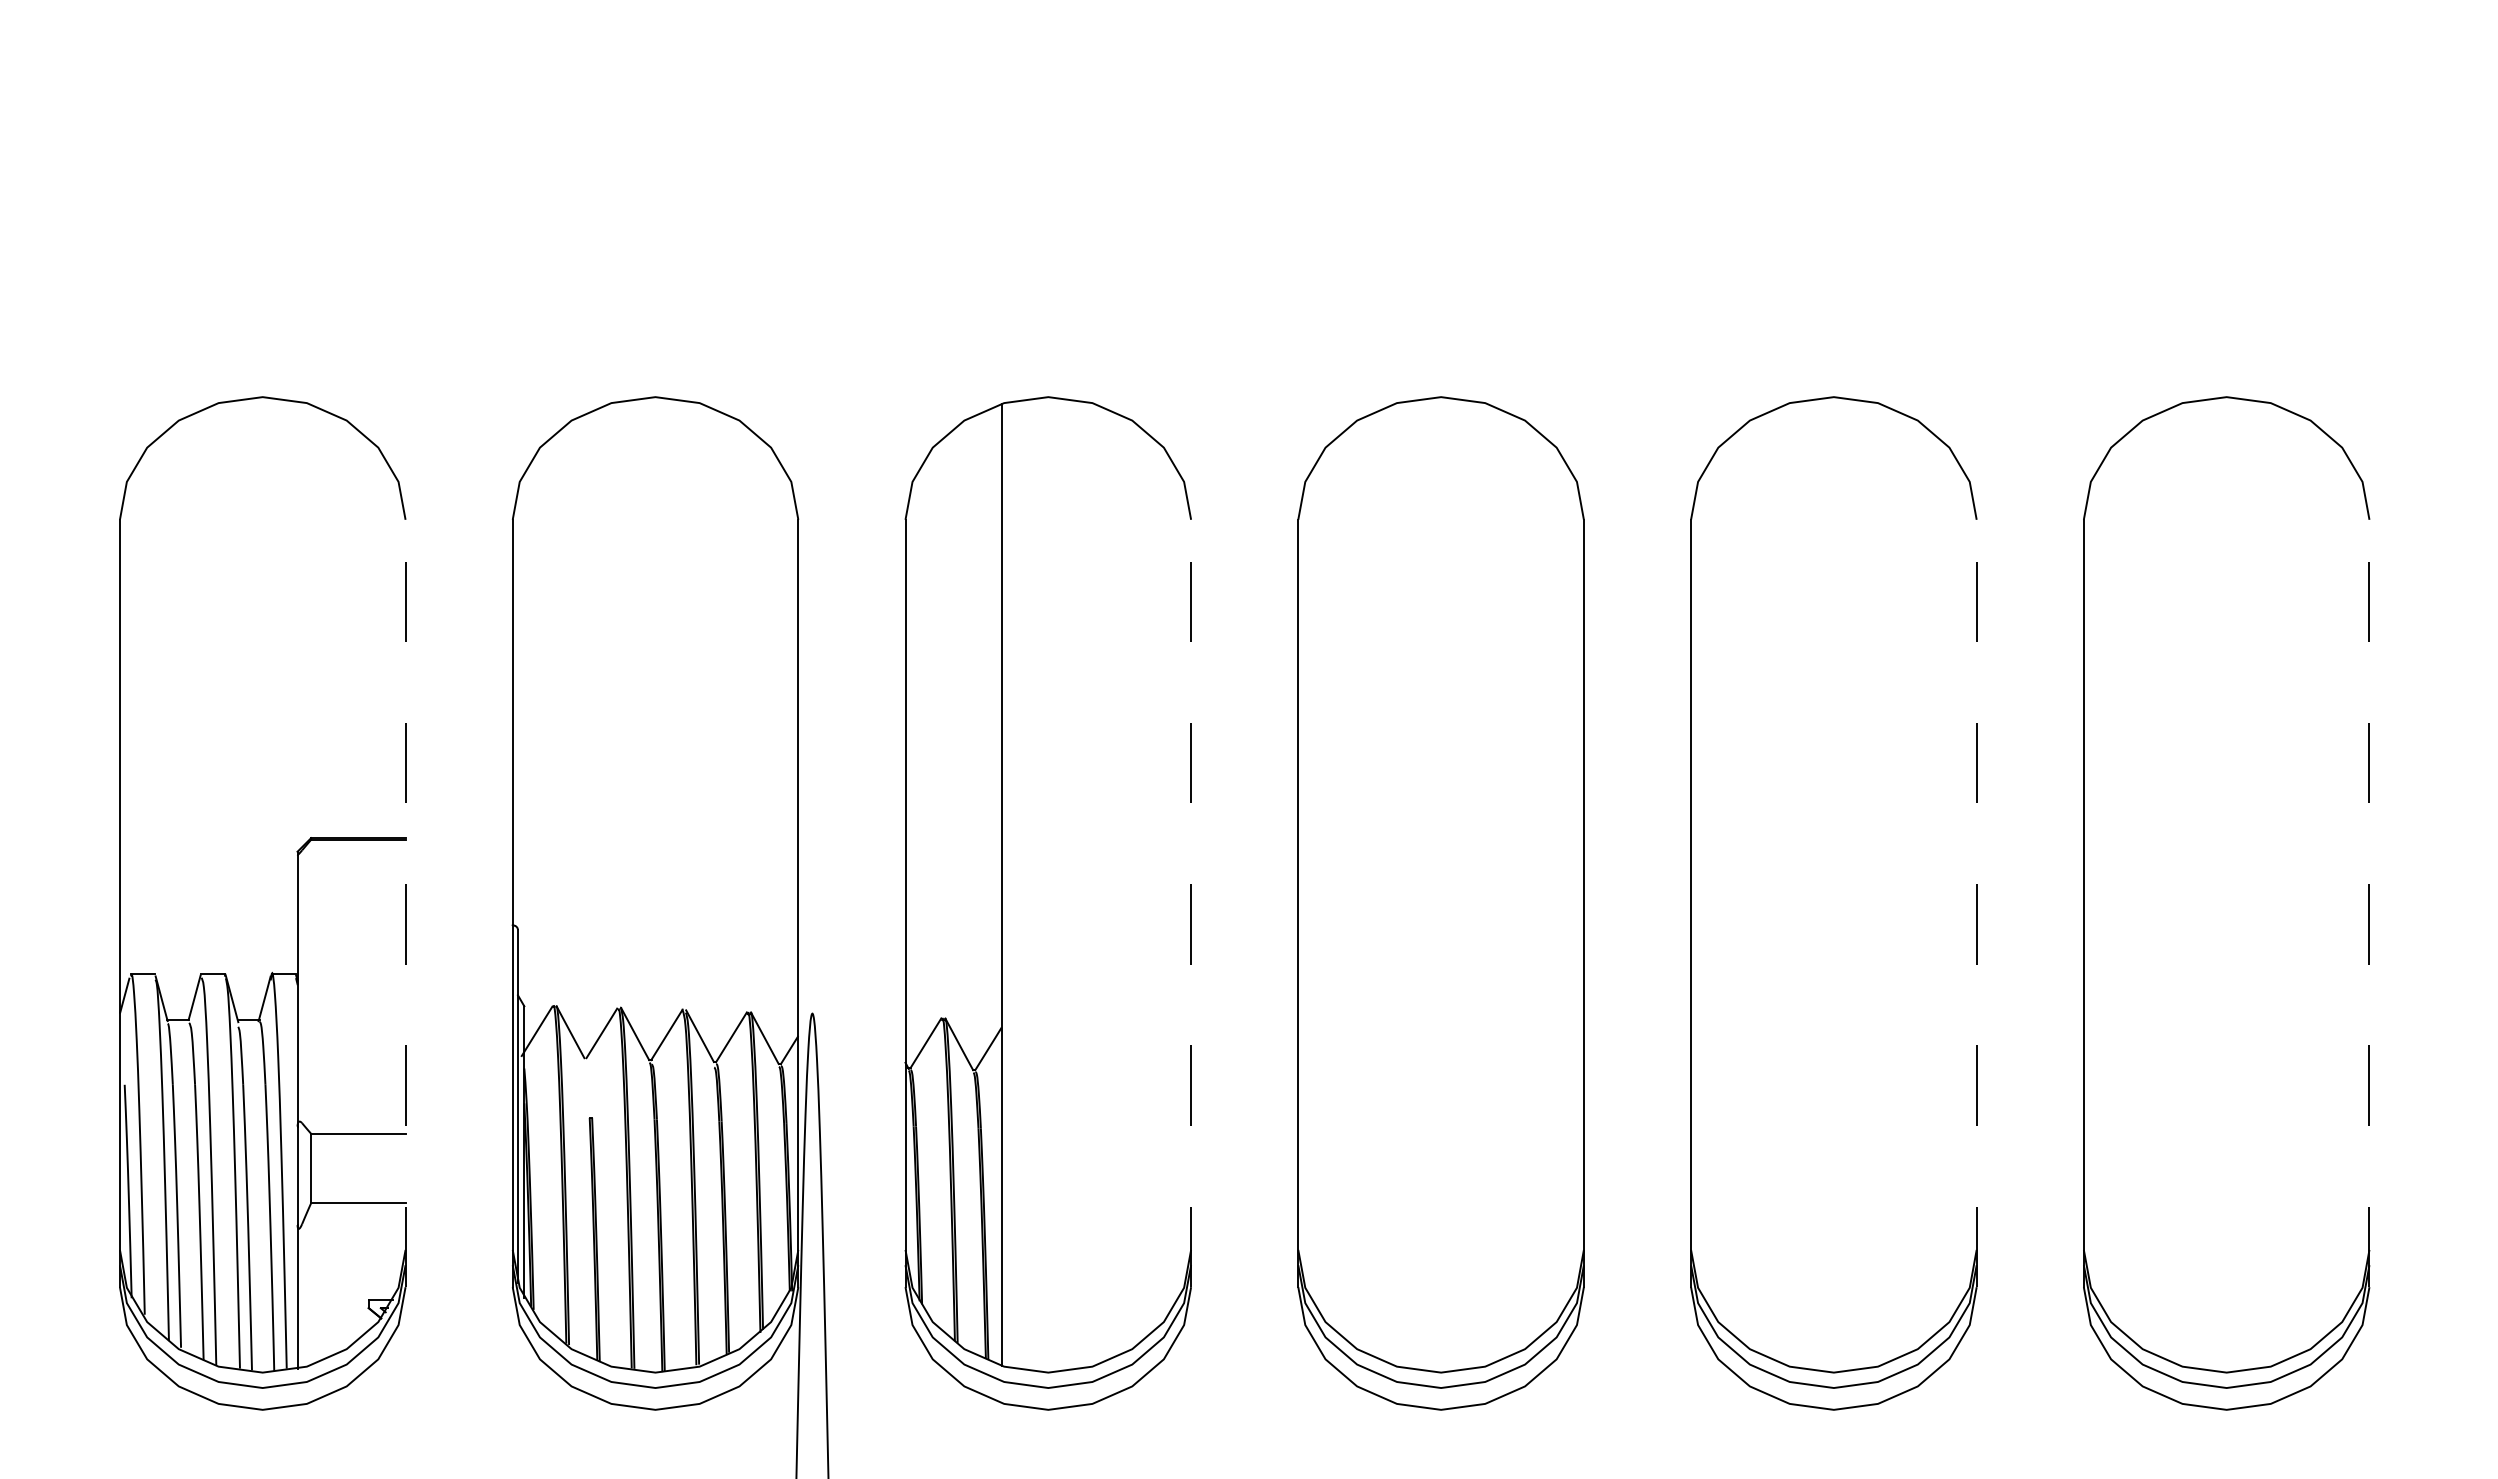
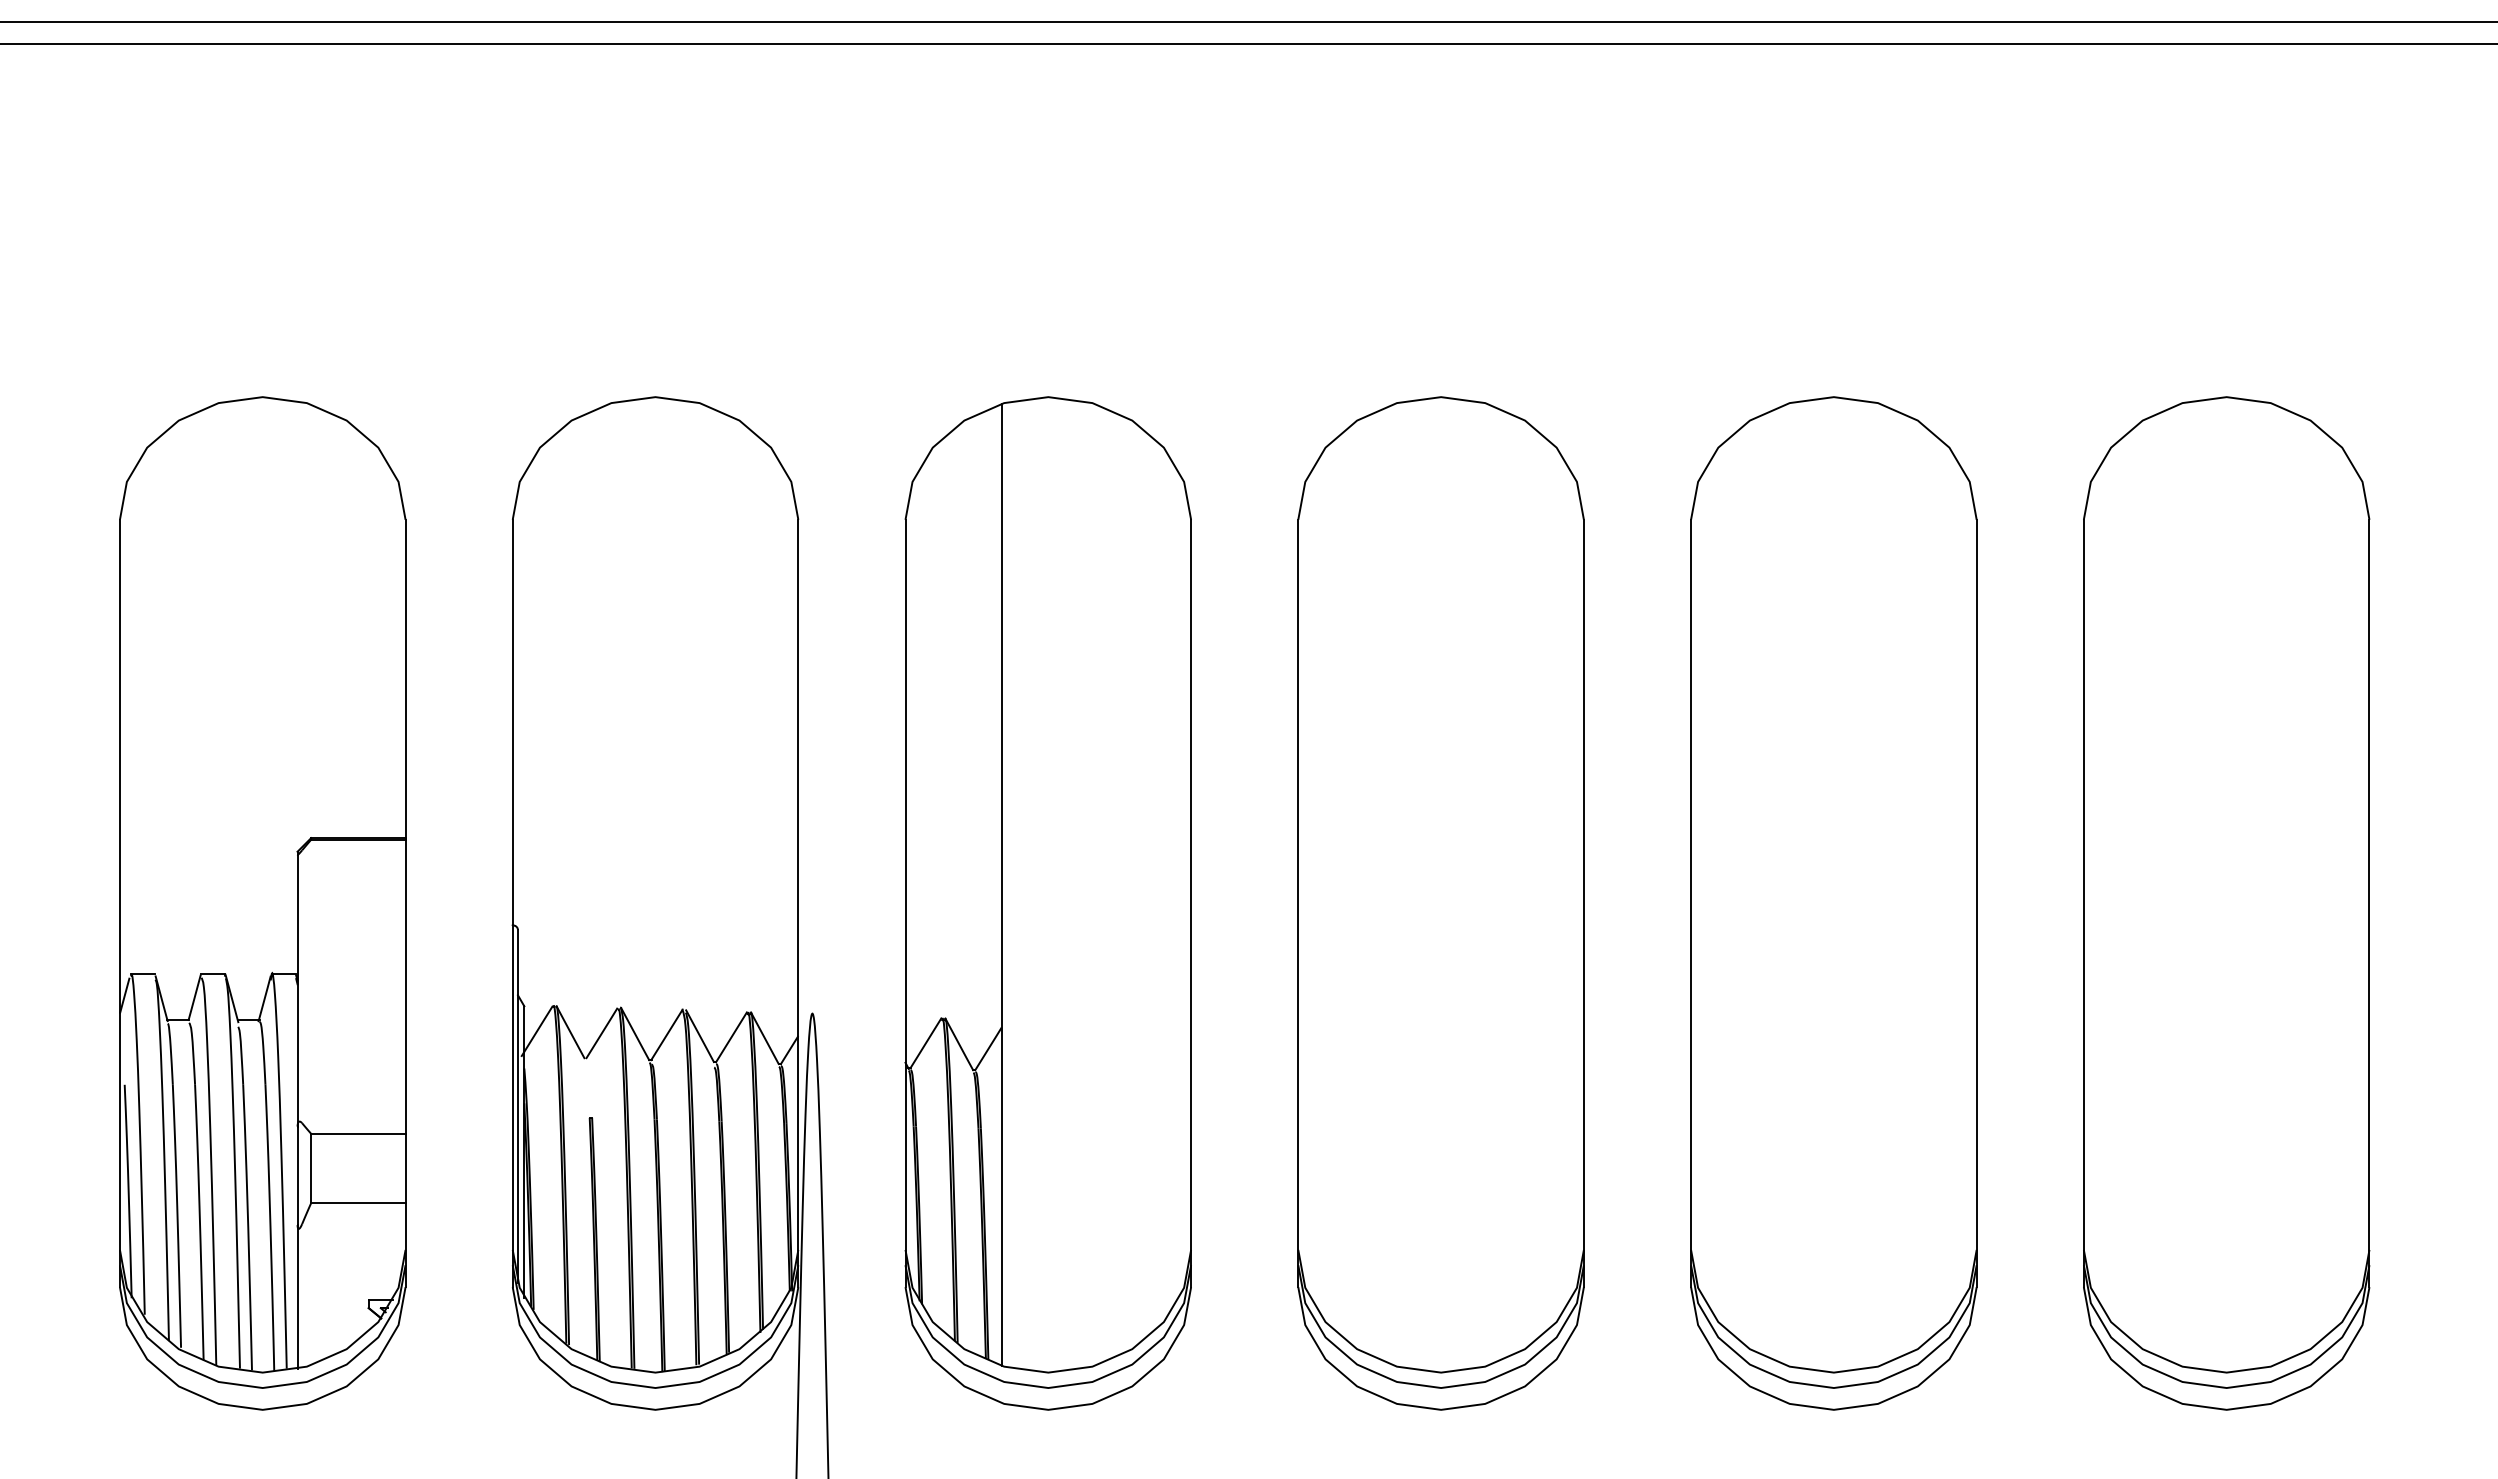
line: none -> present (1248, 22)
line: none -> present (1248, 44)
line: dashed -> solid (405, 903)
line: dashed -> solid (1191, 903)
line: dashed -> solid (1976, 903)
line: dashed -> solid (2369, 903)
